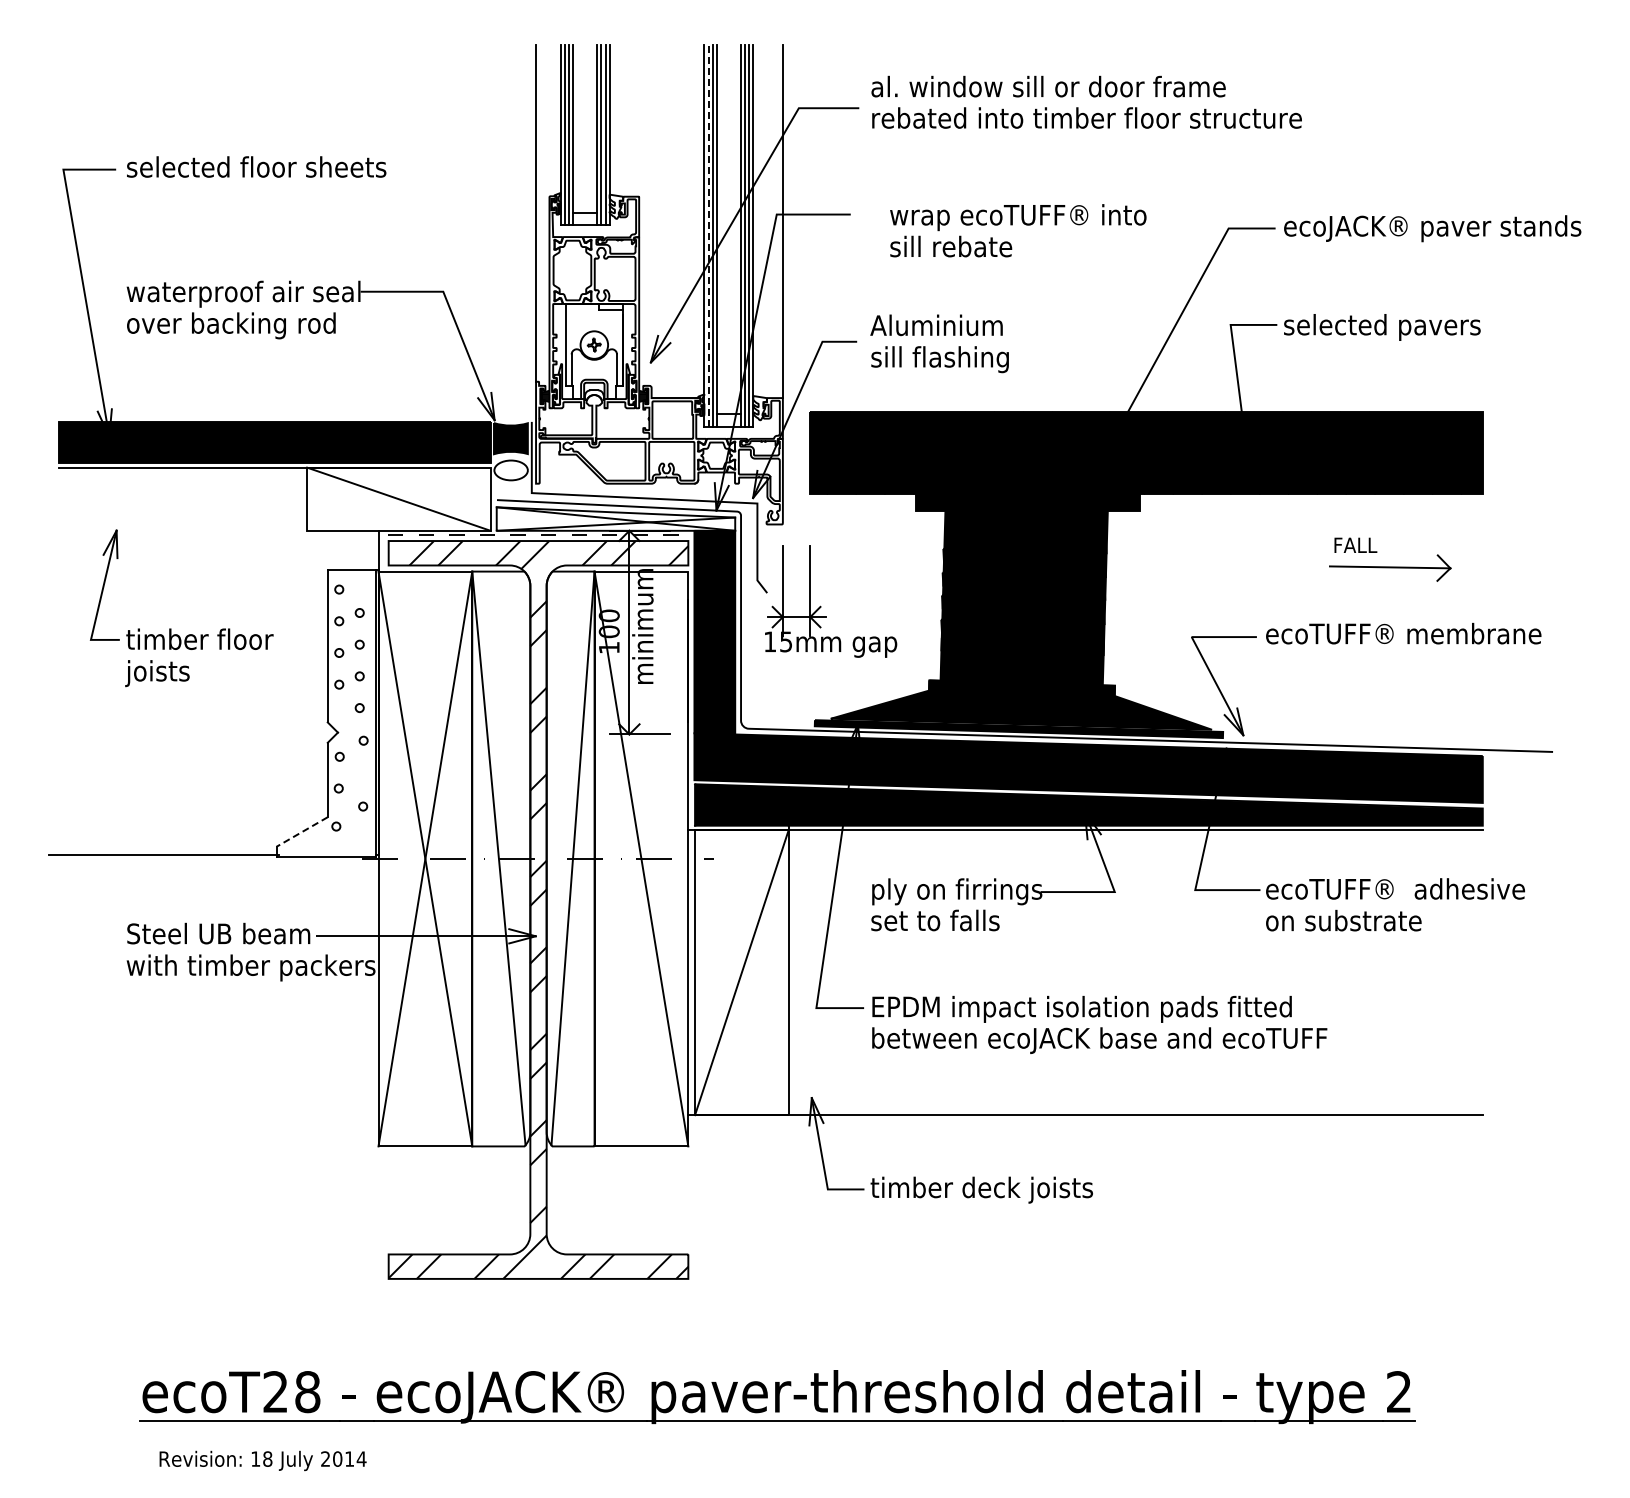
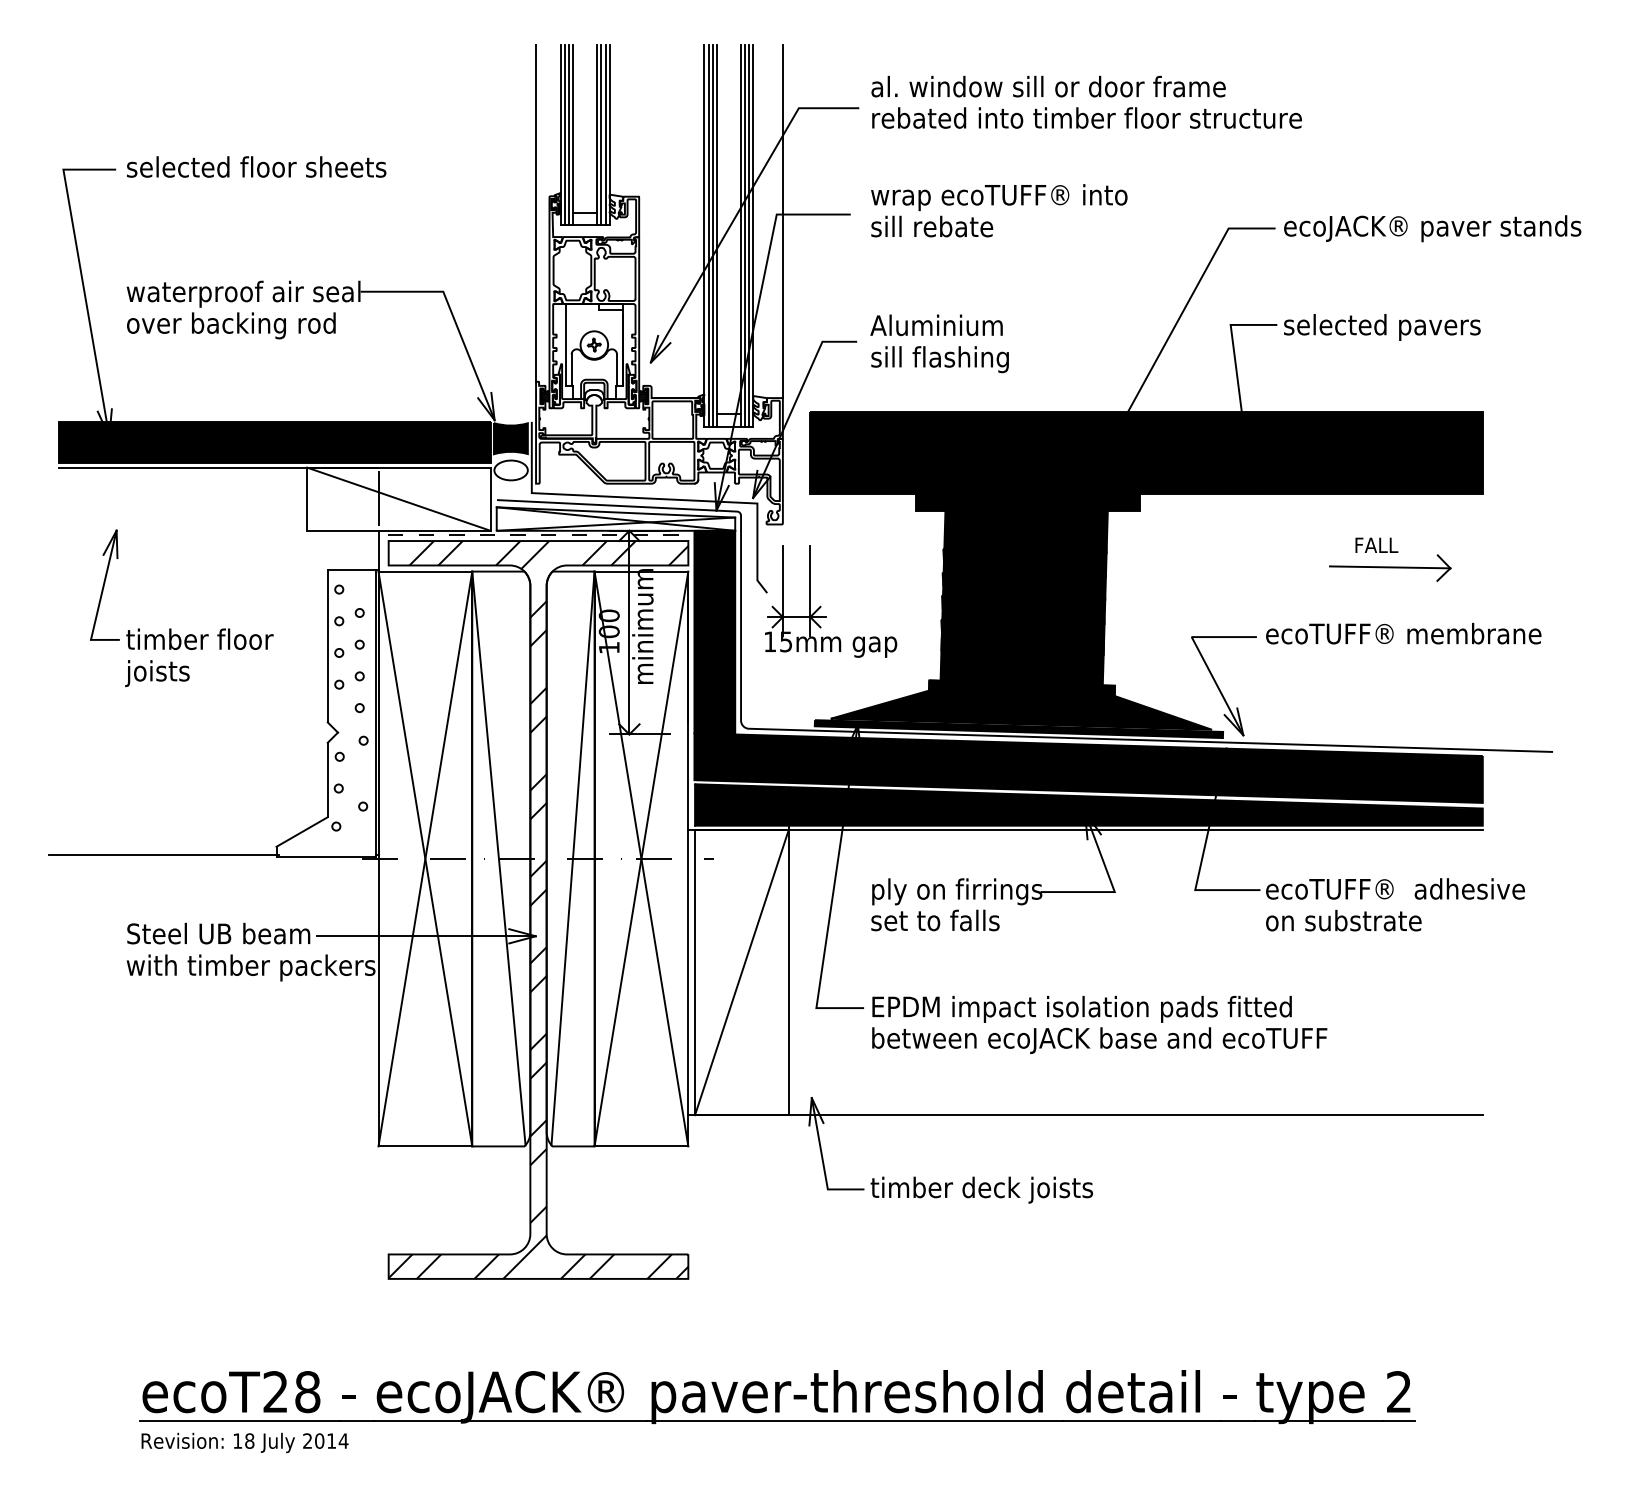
text position: (1018, 230) -> (999, 210) (999, 210)
line: dashed -> solid (708, 235)
line: none -> present (378, 498)
text position: (1355, 544) -> (1376, 544) (1376, 544)
line: dashed -> solid (302, 832)
line: none -> present (641, 858)
text position: (262, 1460) -> (244, 1442) (244, 1442)
